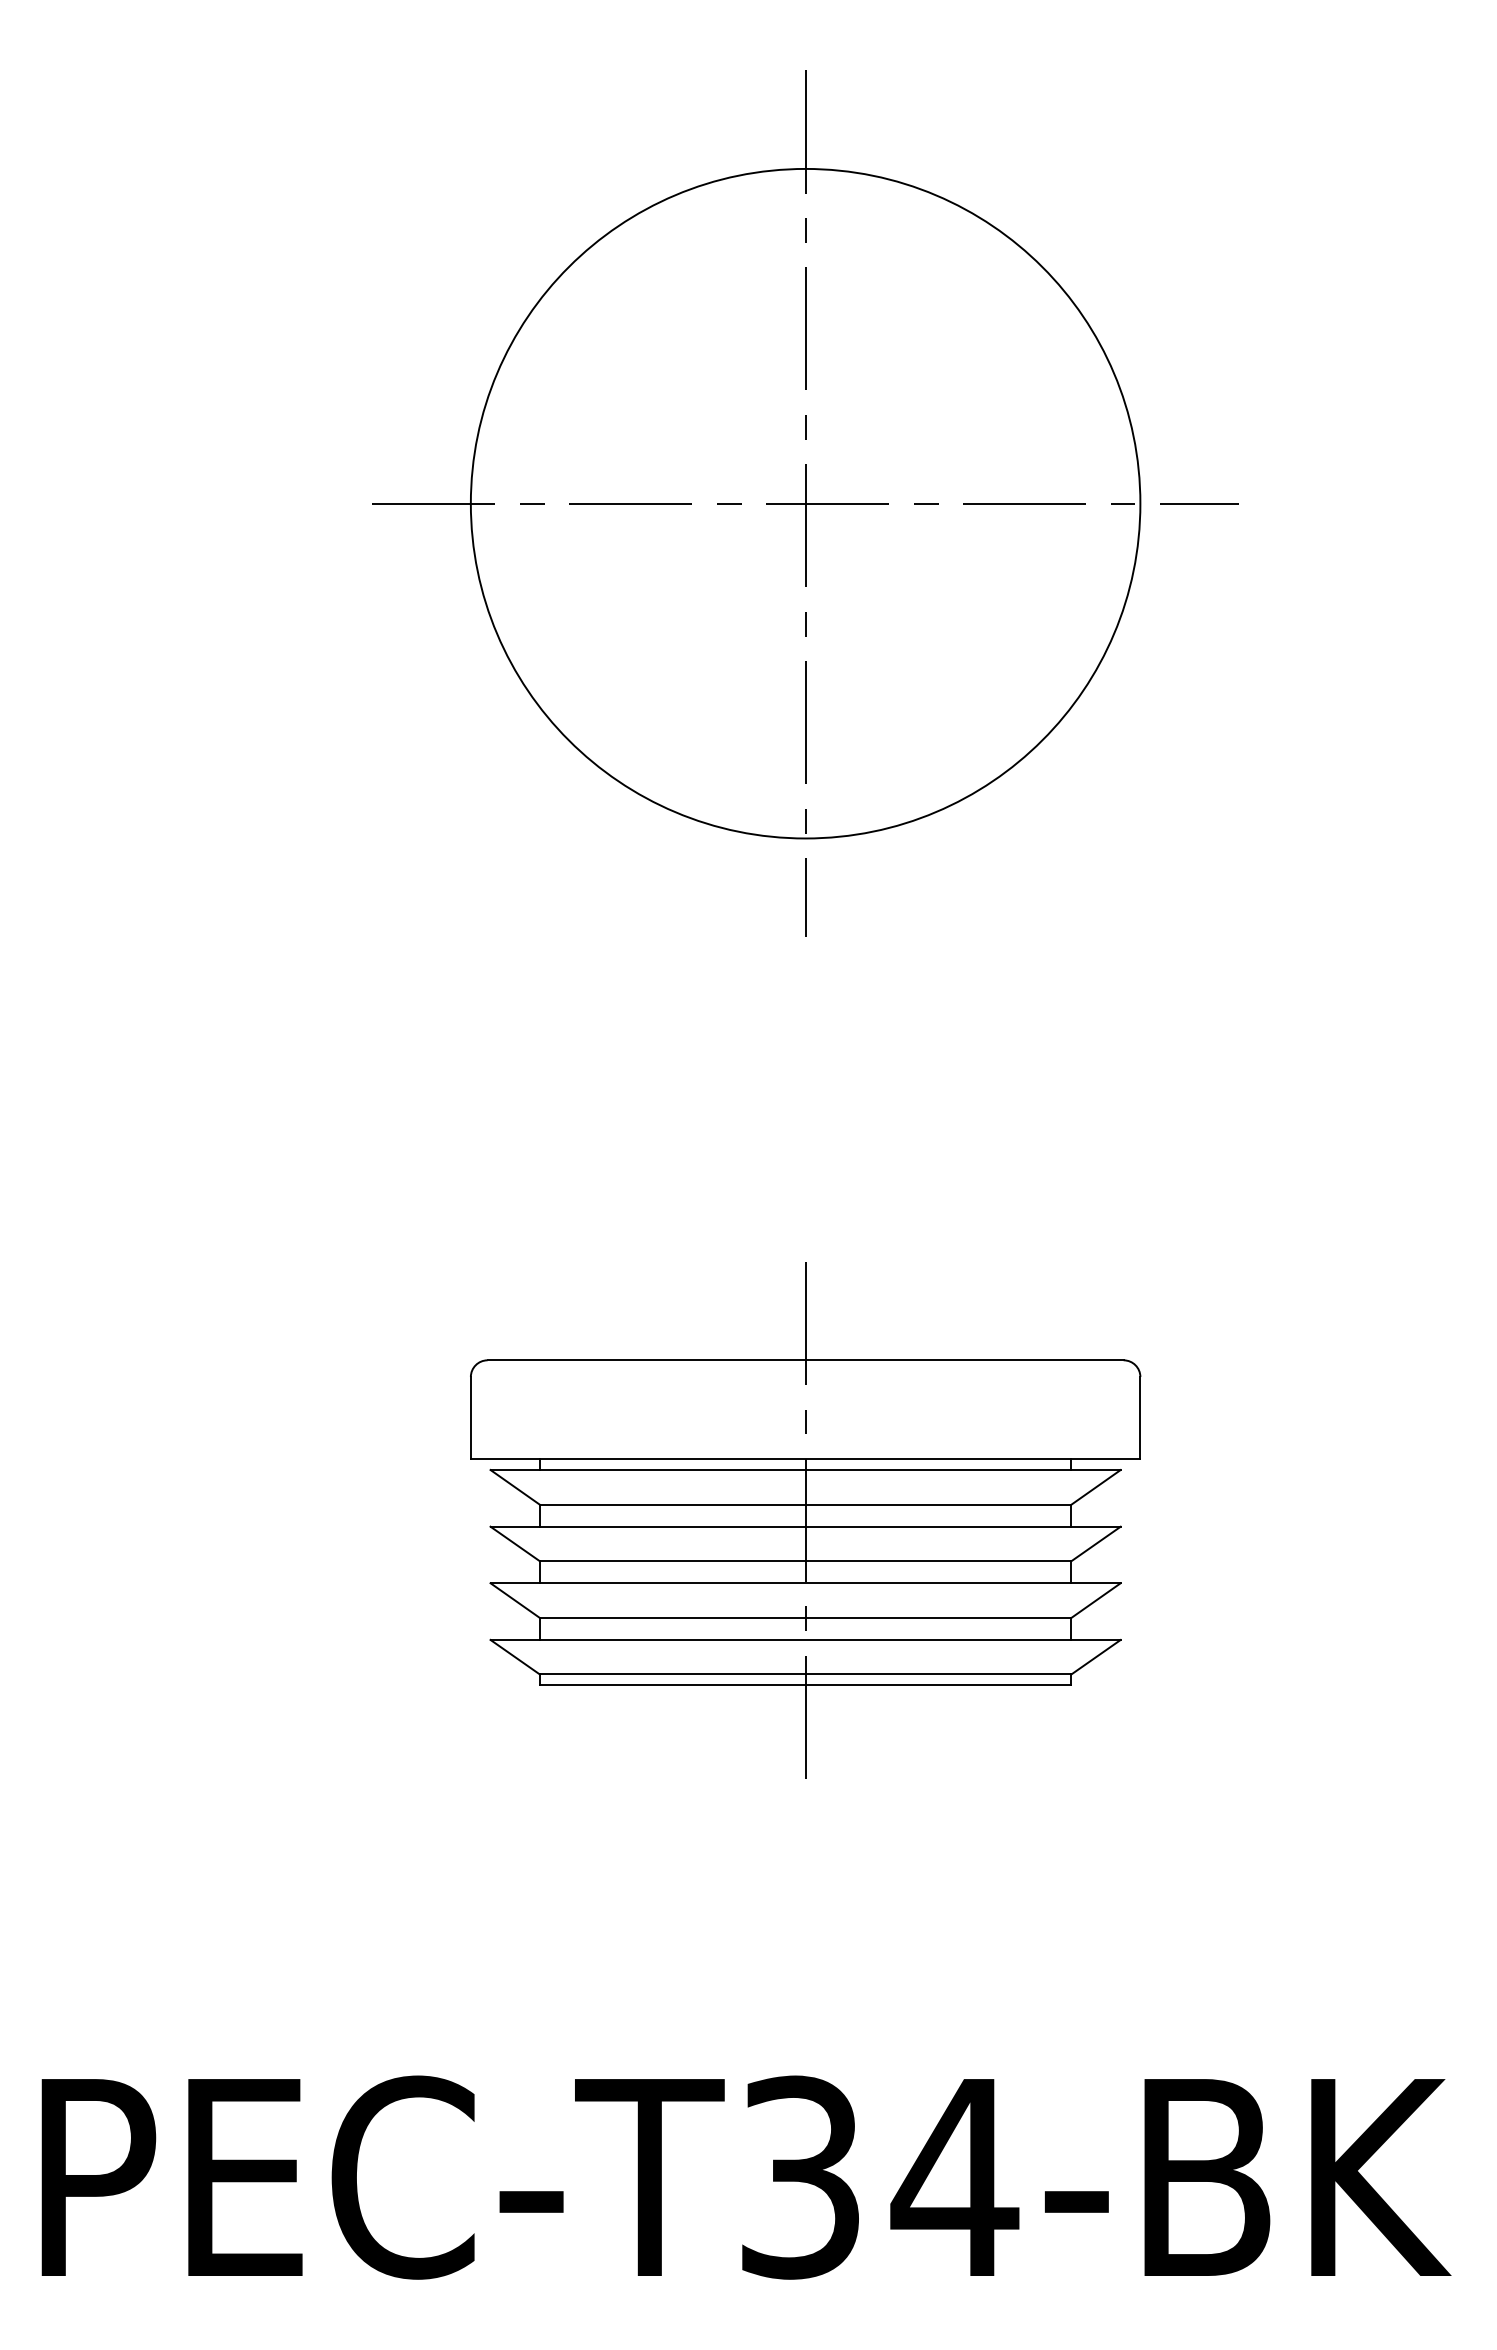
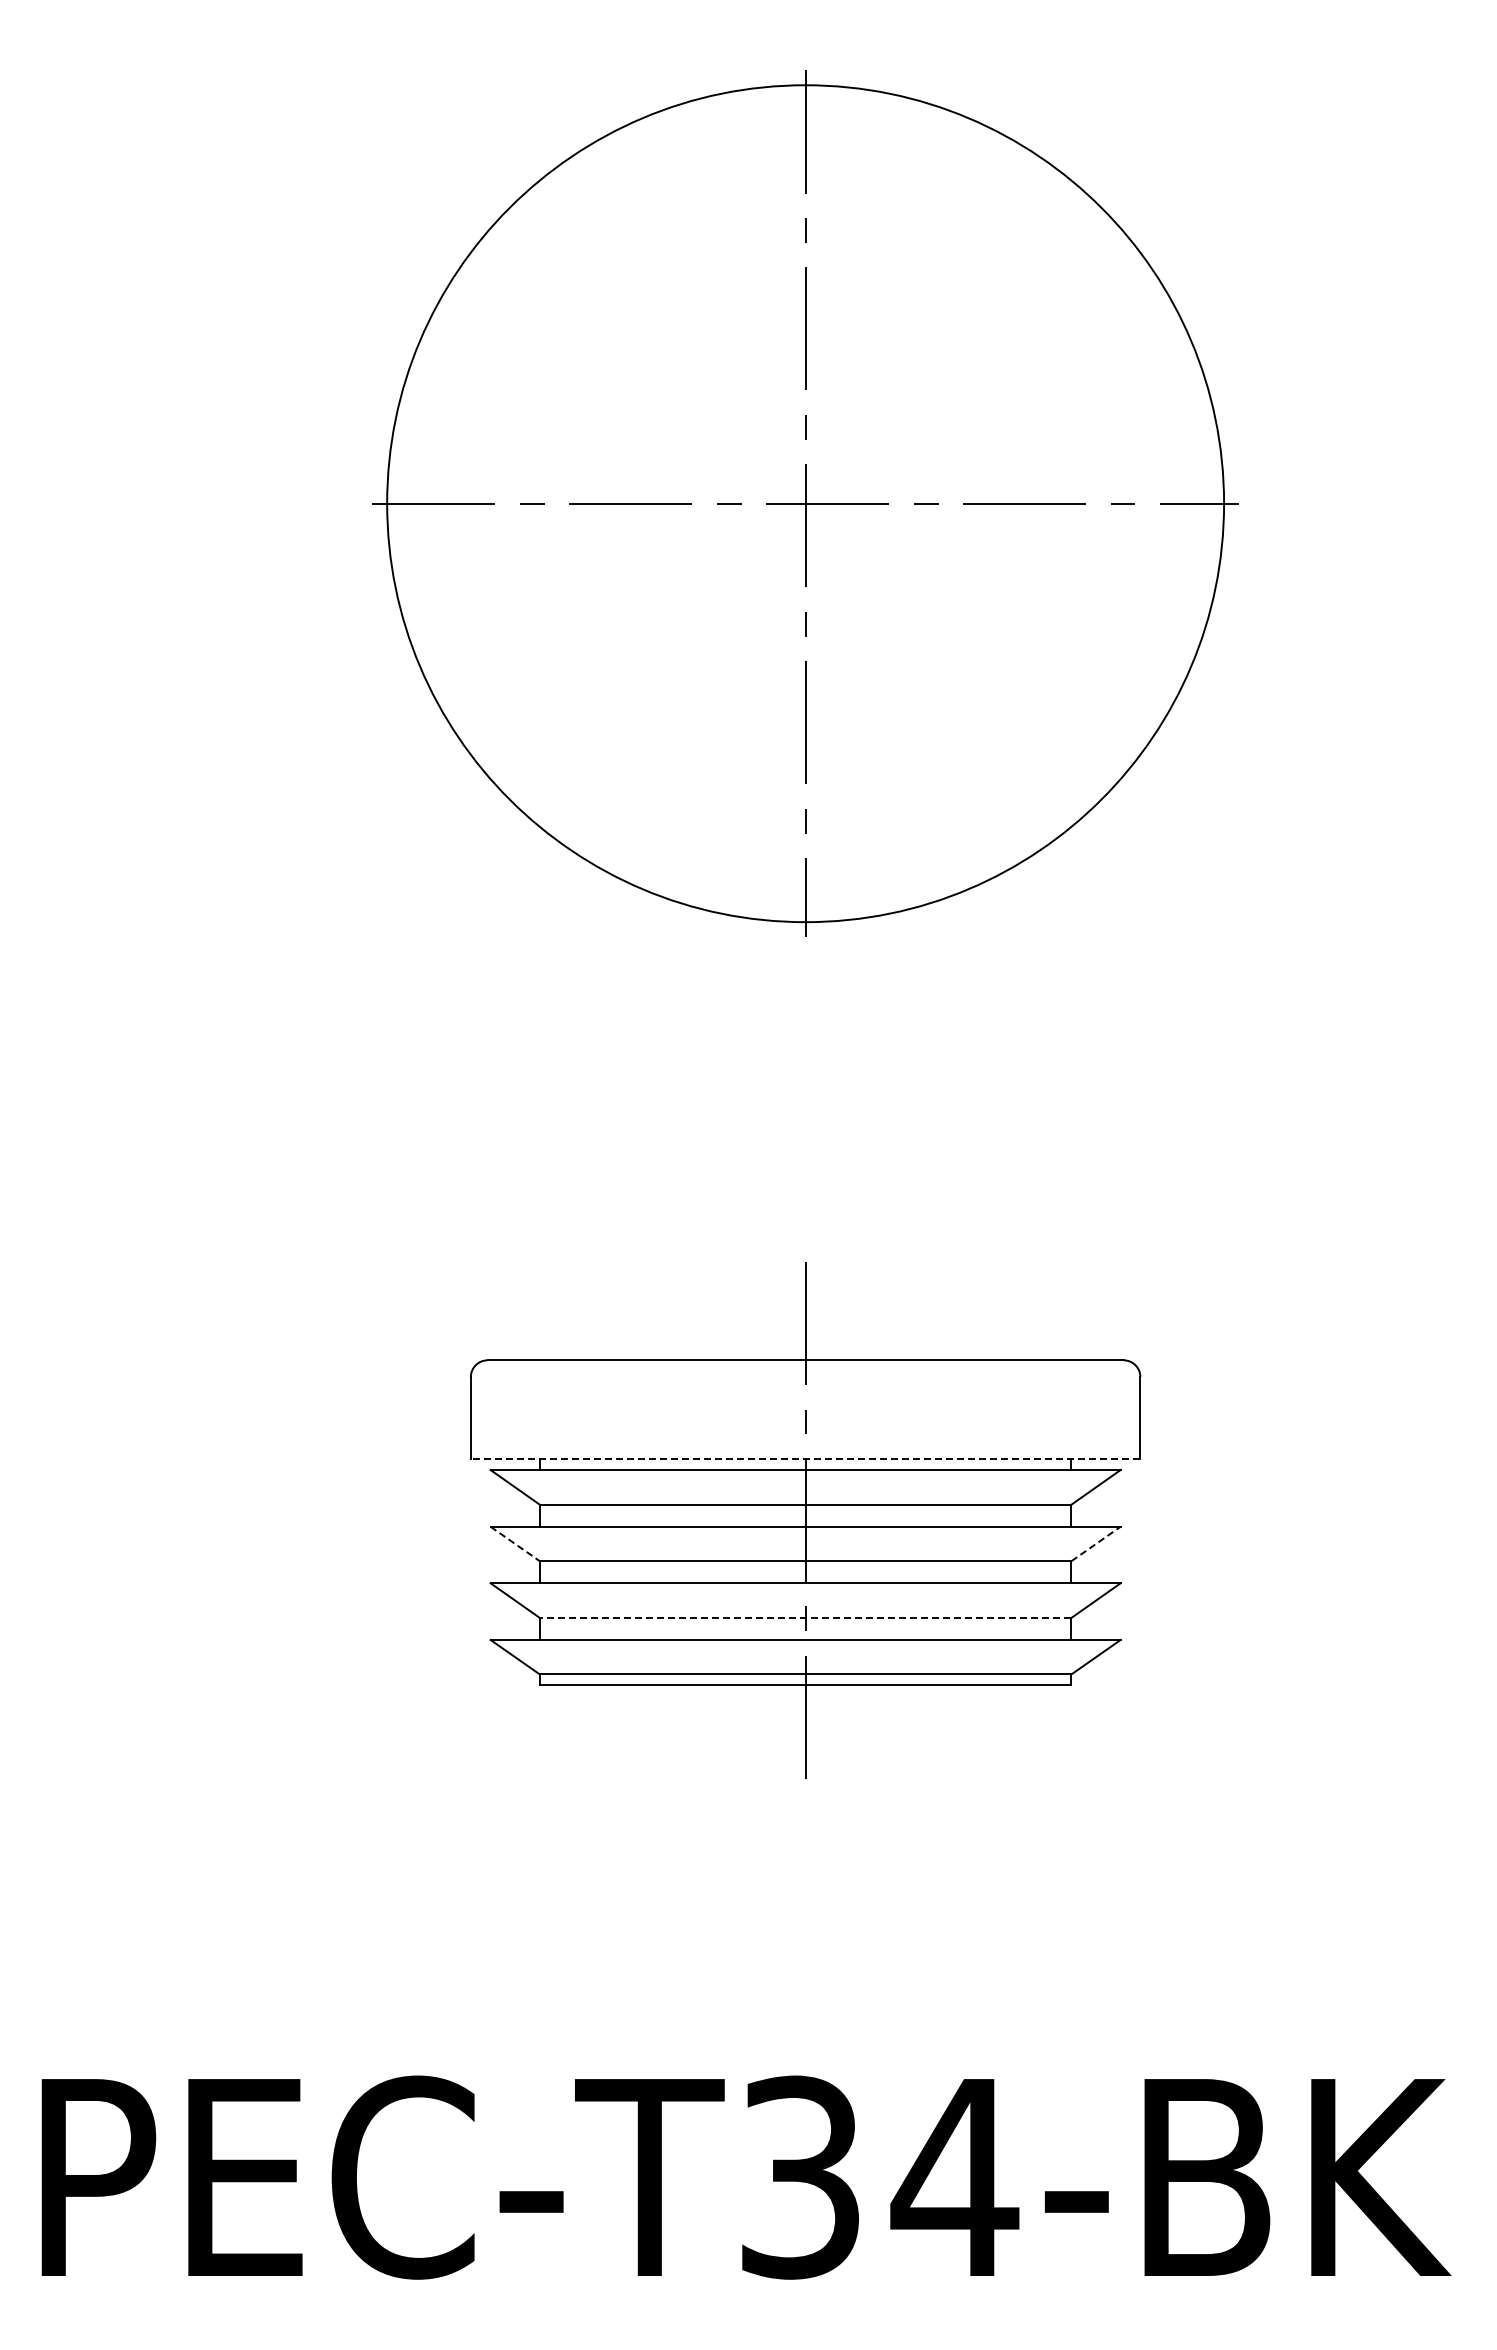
circle diameter: 670 px -> 837 px (805, 503)
line: solid -> dashed (805, 1458)
line: solid -> dashed (1096, 1543)
line: solid -> dashed (515, 1544)
line: solid -> dashed (805, 1617)
